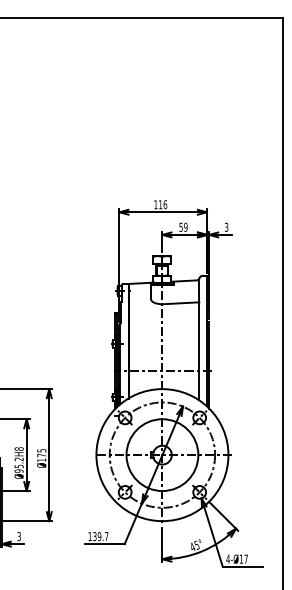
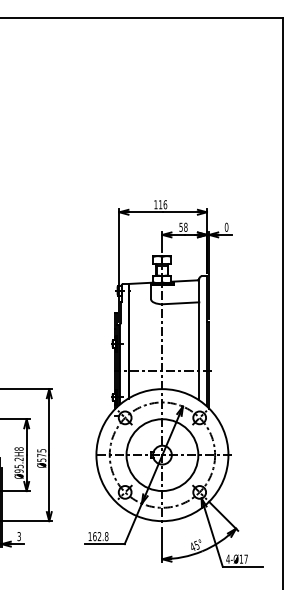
text: 3 -> 0 (226, 226)
text: 59 -> 58 (185, 227)
text: Ø175 -> Ø575 (41, 459)
text: 139.7 -> 162.8 (100, 536)
